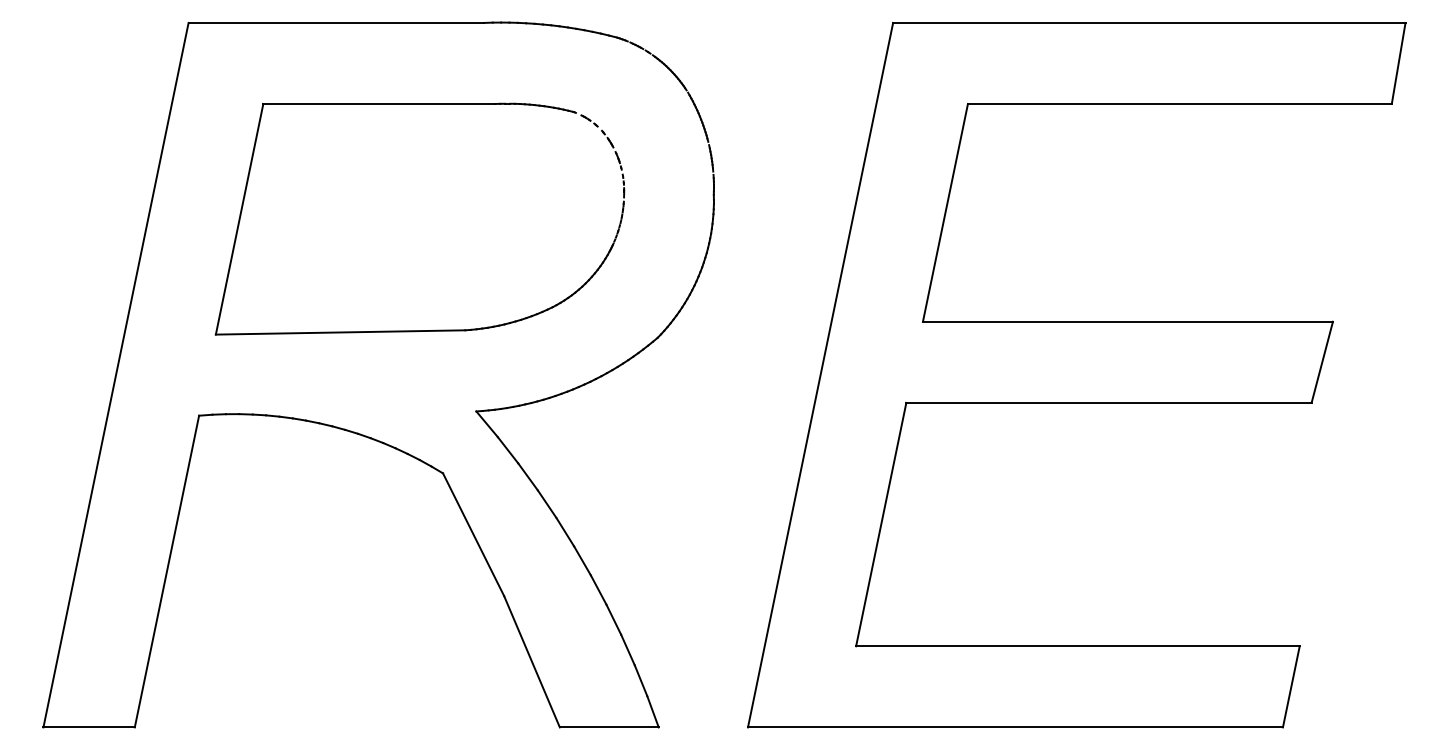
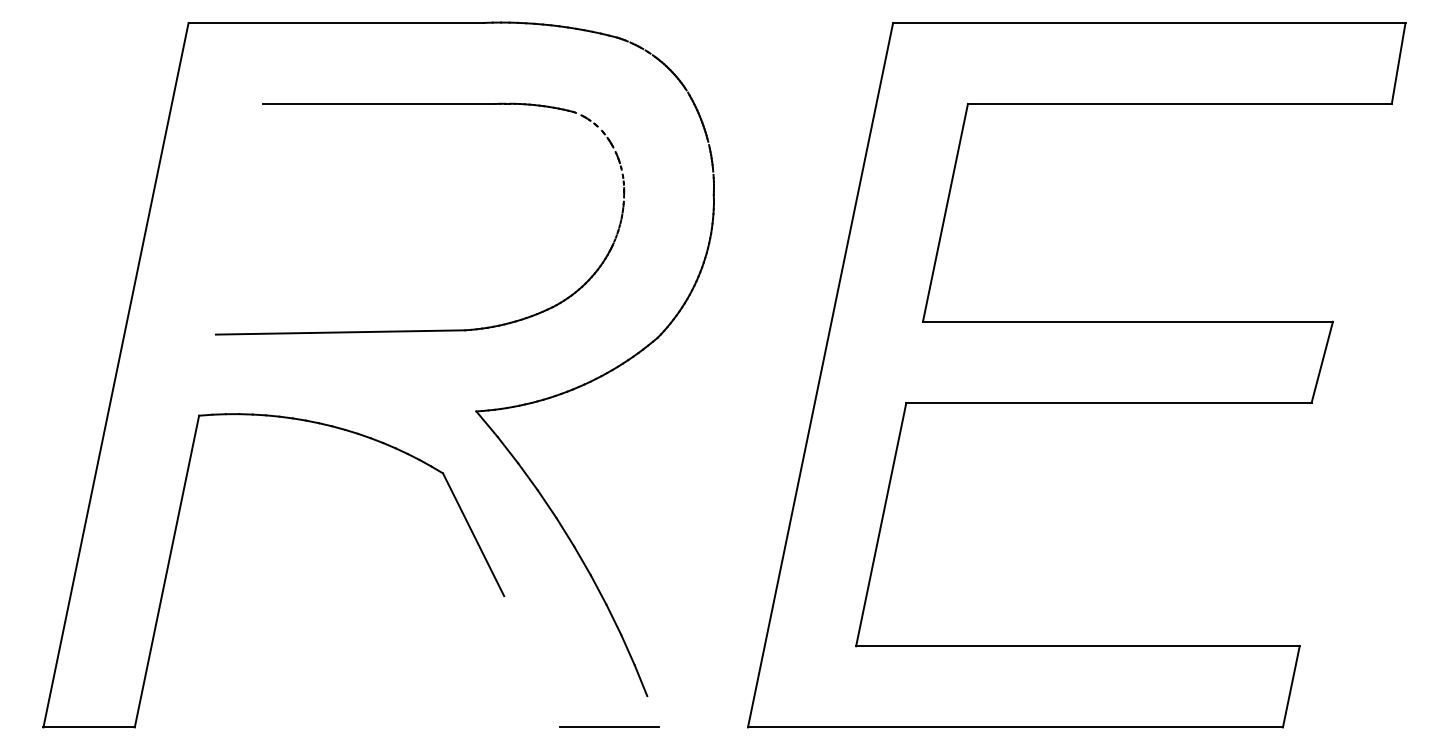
line: present -> none (239, 218)
line: present -> none (531, 661)
line: present -> none (652, 711)
